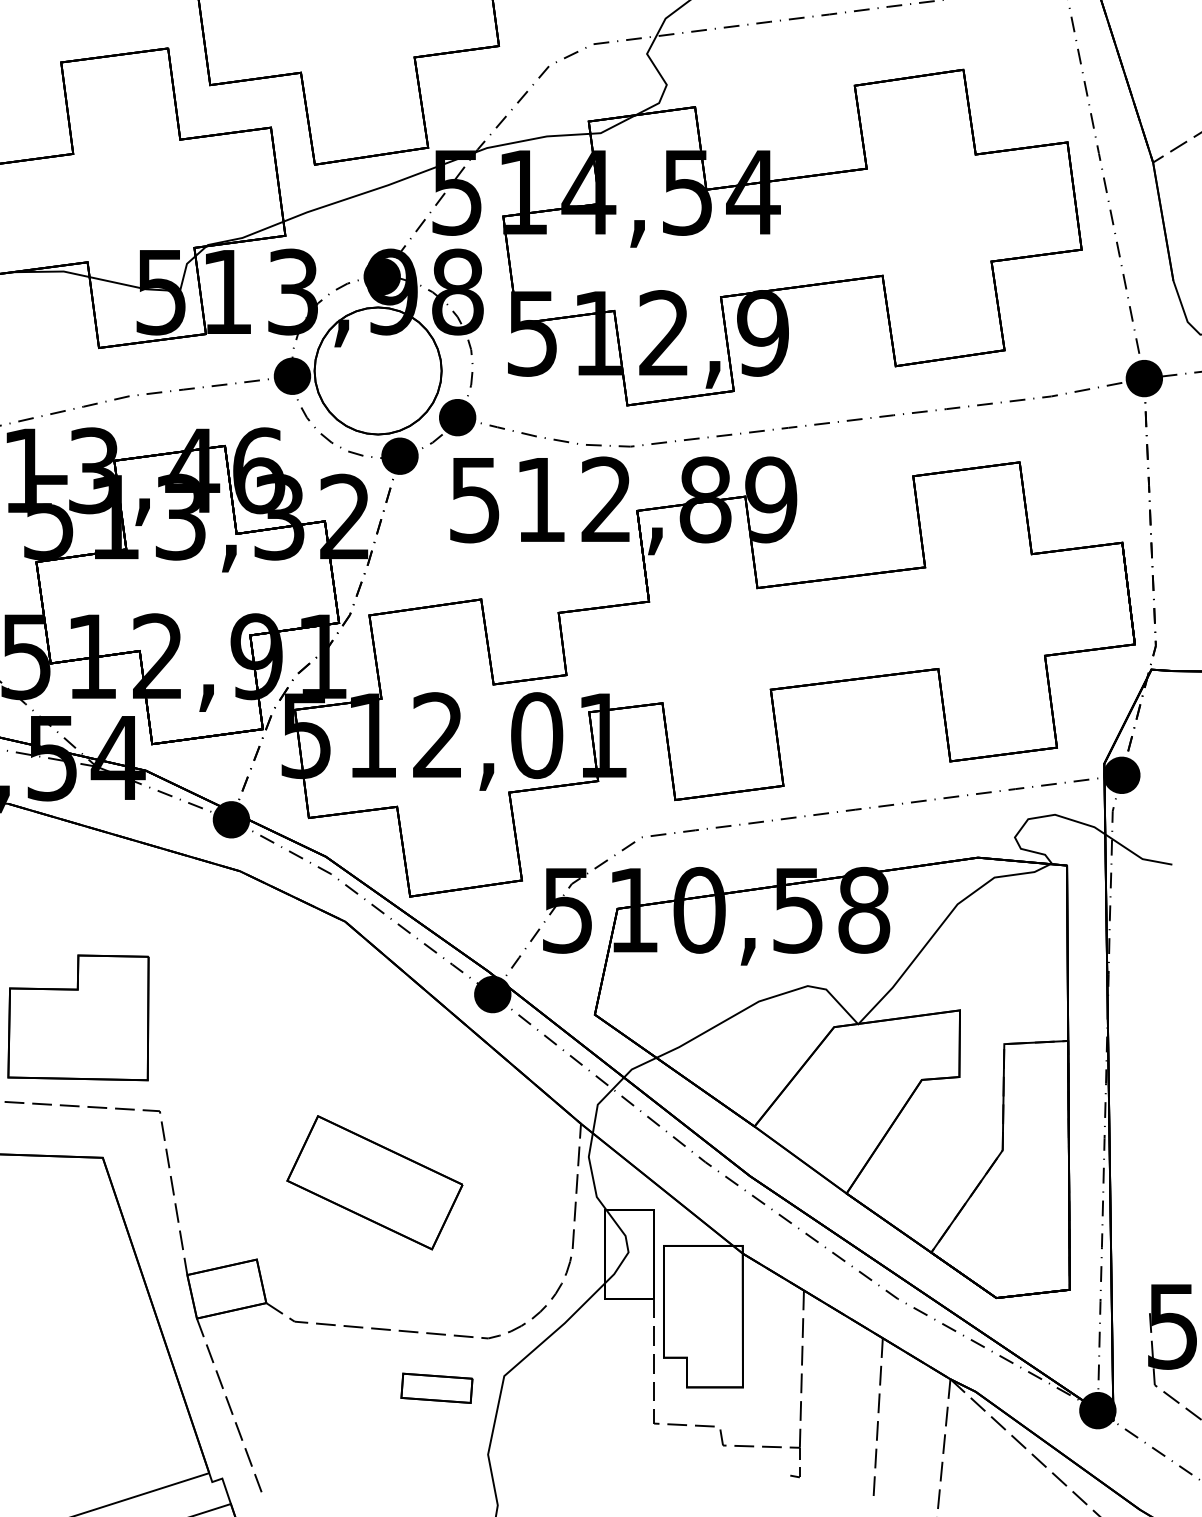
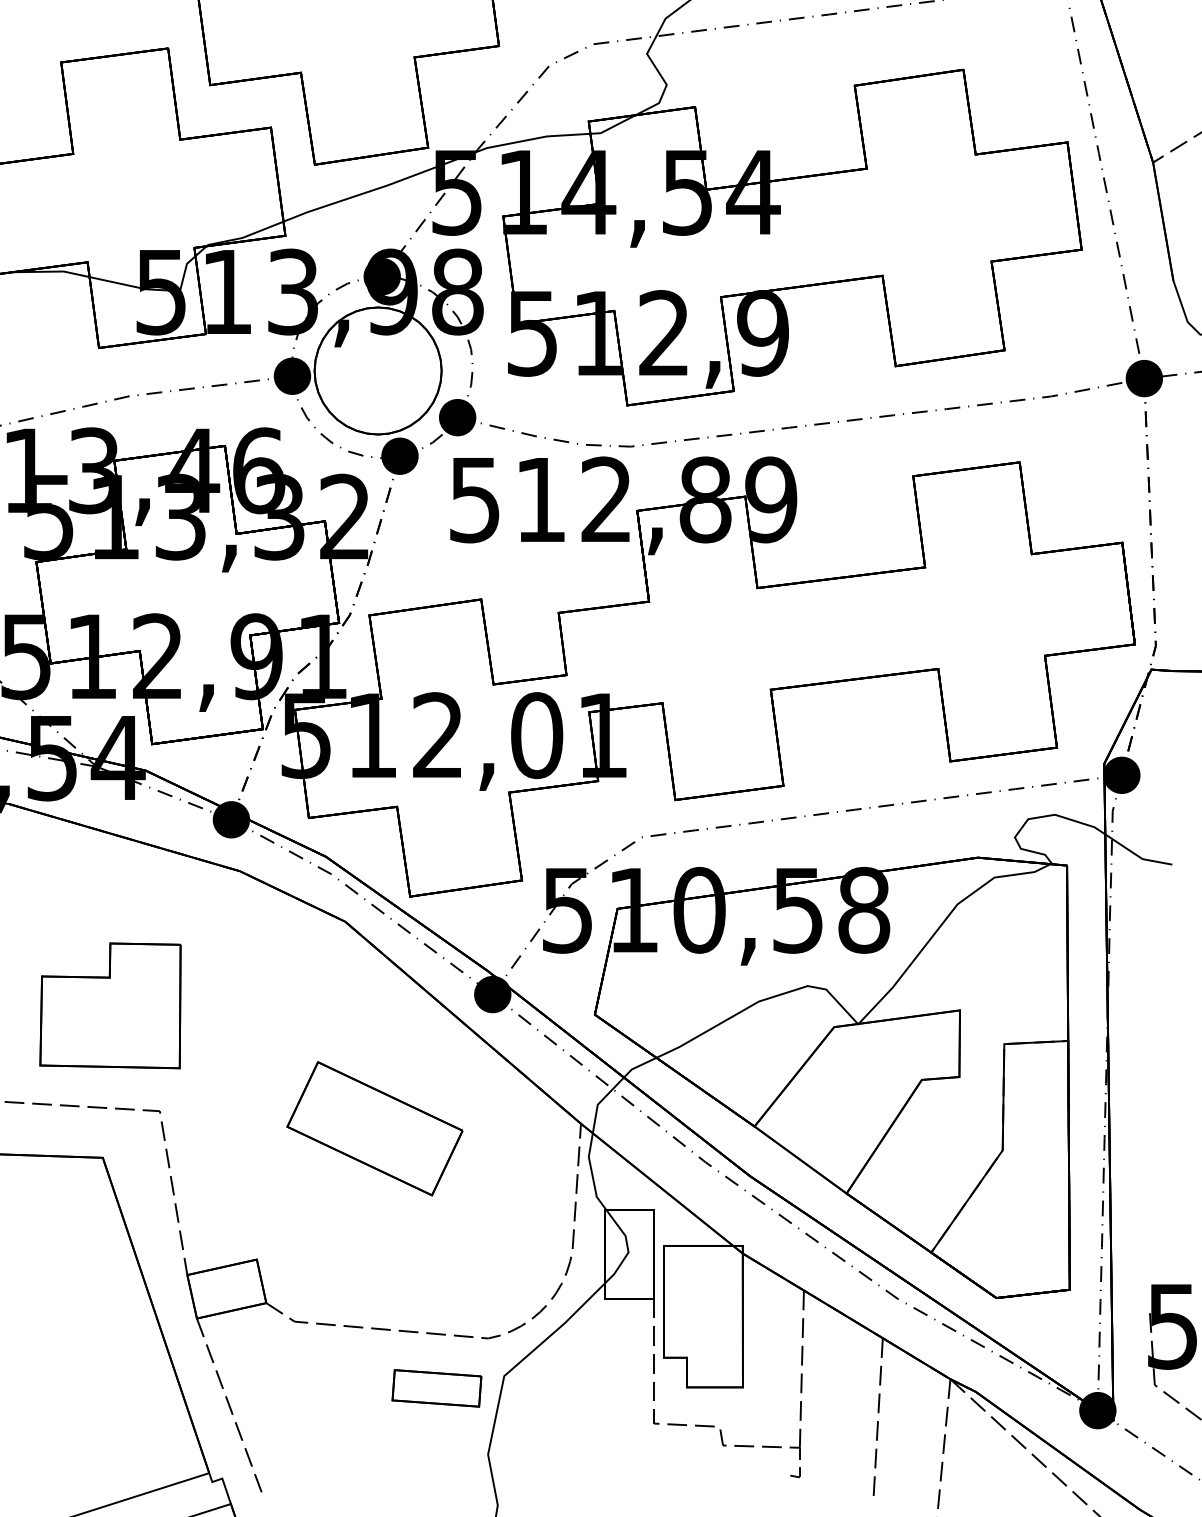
part position: (78, 1017) -> (110, 1005) (110, 1005)
part position: (374, 1182) -> (374, 1128) (374, 1128)
part size: 74x32 px -> 92x39 px (436, 1388)
